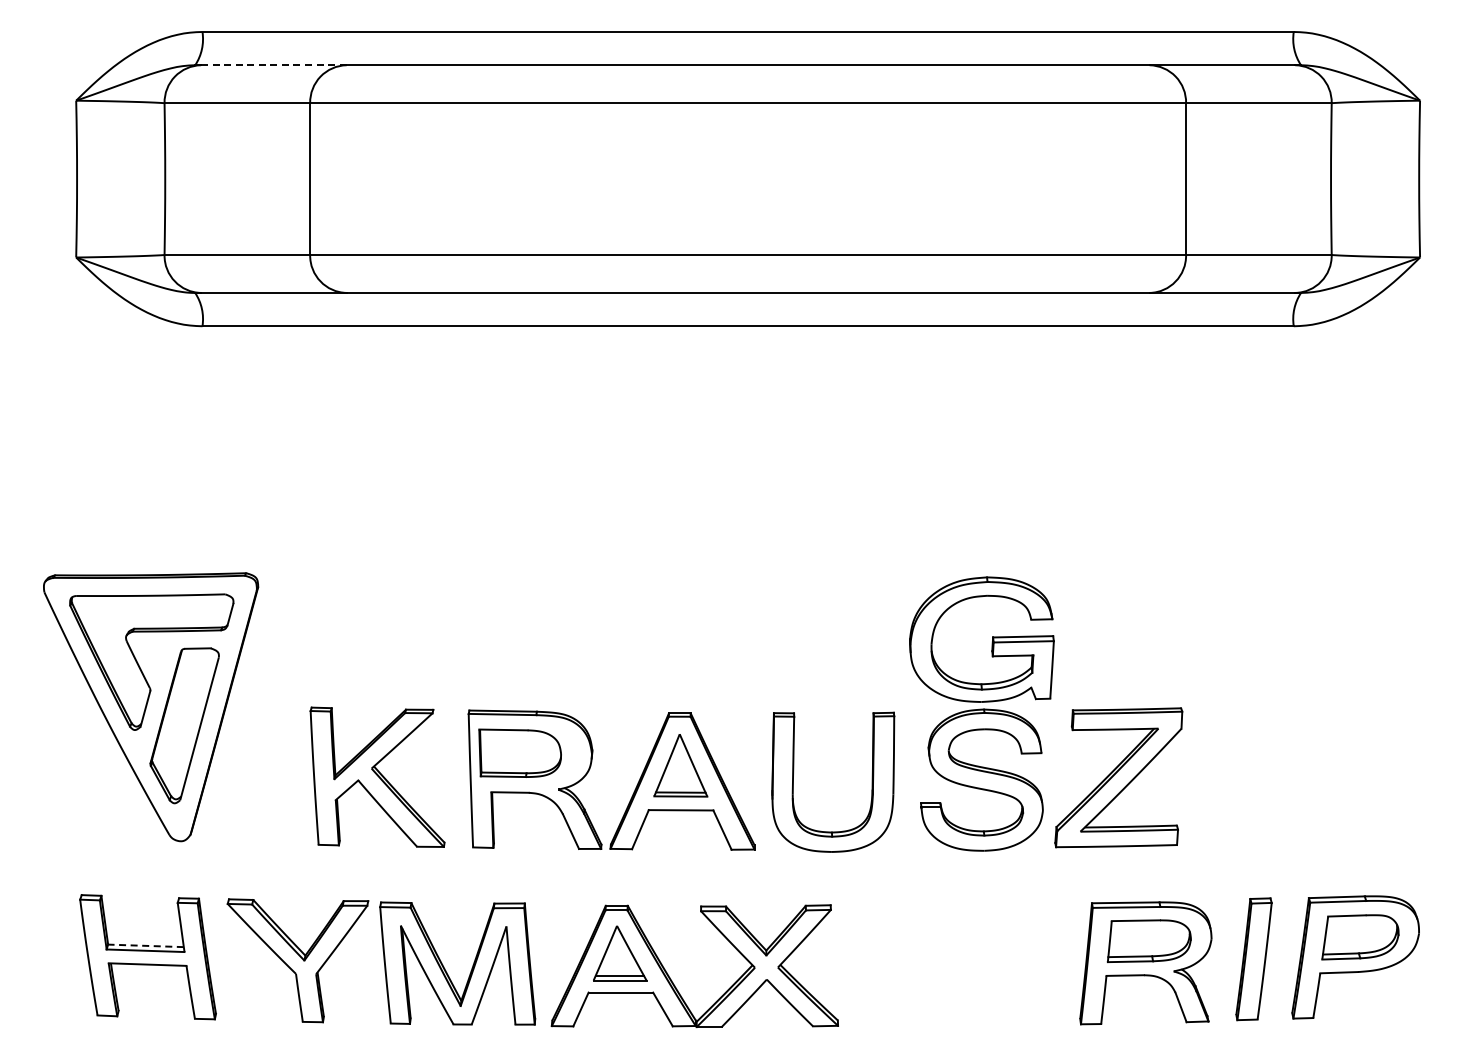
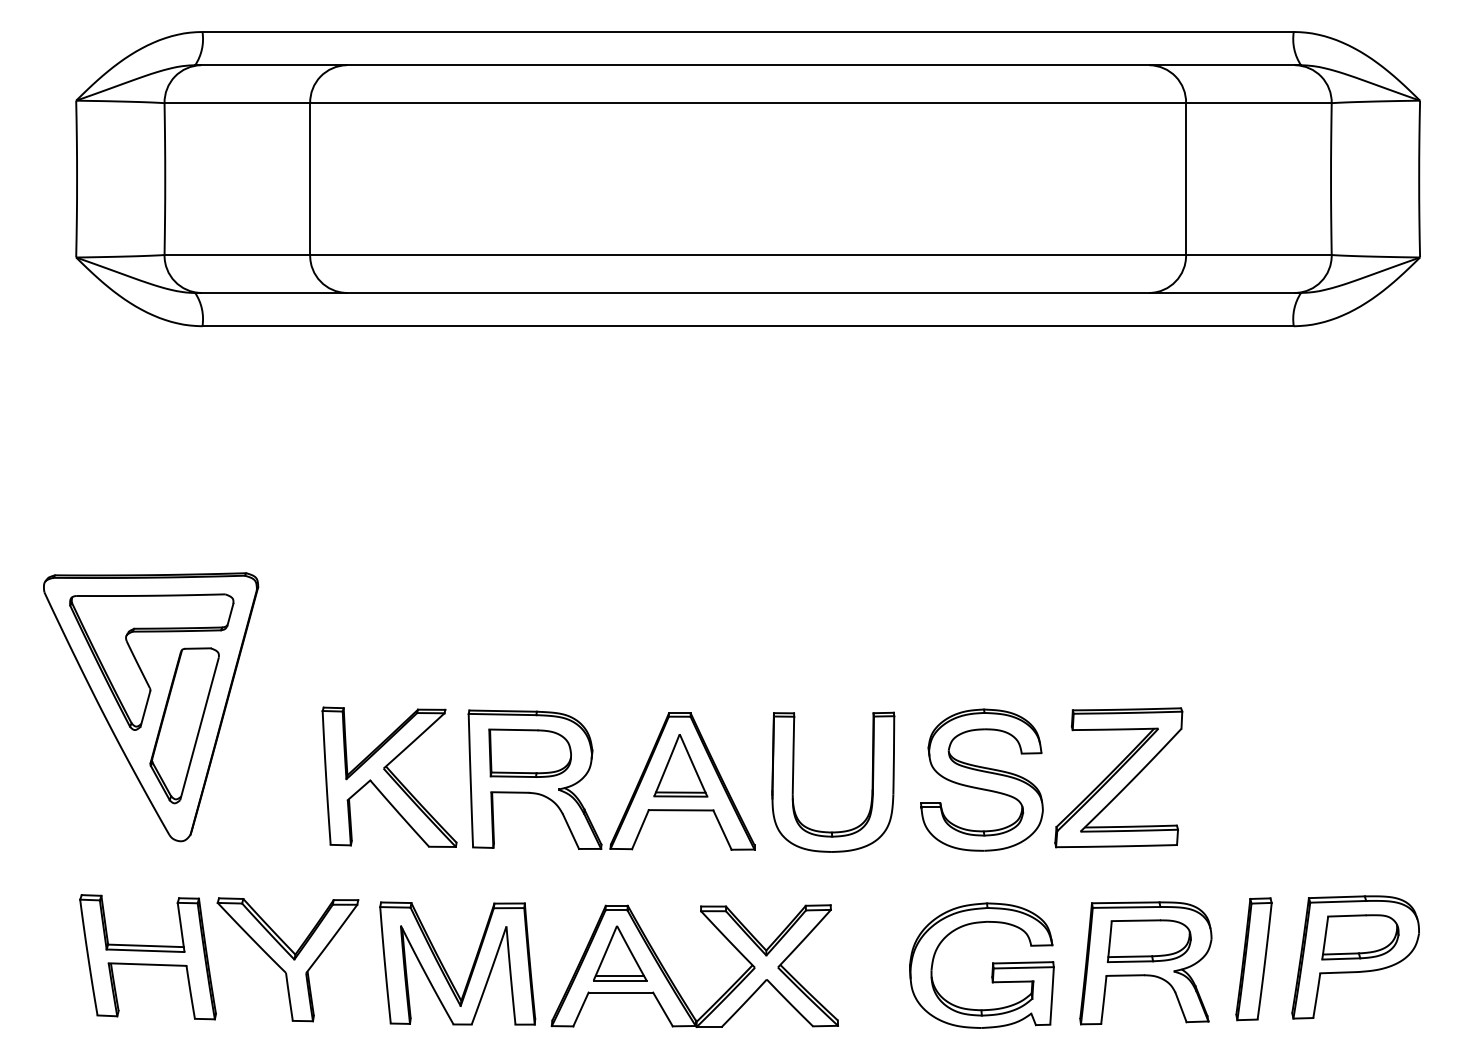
line: dashed -> solid (273, 65)
part position: (991, 642) -> (991, 968) (991, 968)
part position: (519, 752) -> (529, 752) (529, 752)
part position: (377, 776) -> (389, 776) (389, 776)
line: dashed -> solid (145, 945)
part position: (297, 960) -> (287, 959) (287, 959)
